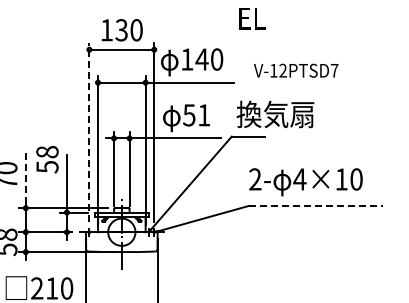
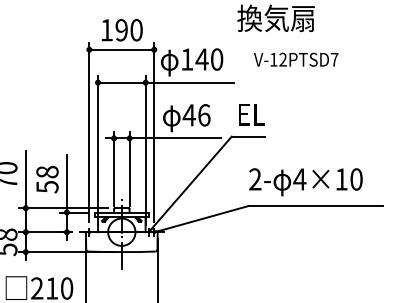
text: EL -> 換気扇 (275, 18)
text: 130 -> 190 (121, 30)
text position: (296, 70) -> (296, 59) (296, 59)
text: 換気扇 -> EL (275, 114)
text: 51 -> 46 (196, 115)
line: dashed -> solid (89, 132)
text position: (47, 159) -> (47, 179) (47, 179)
line: dashed -> solid (25, 177)
line: dashed -> solid (316, 205)
